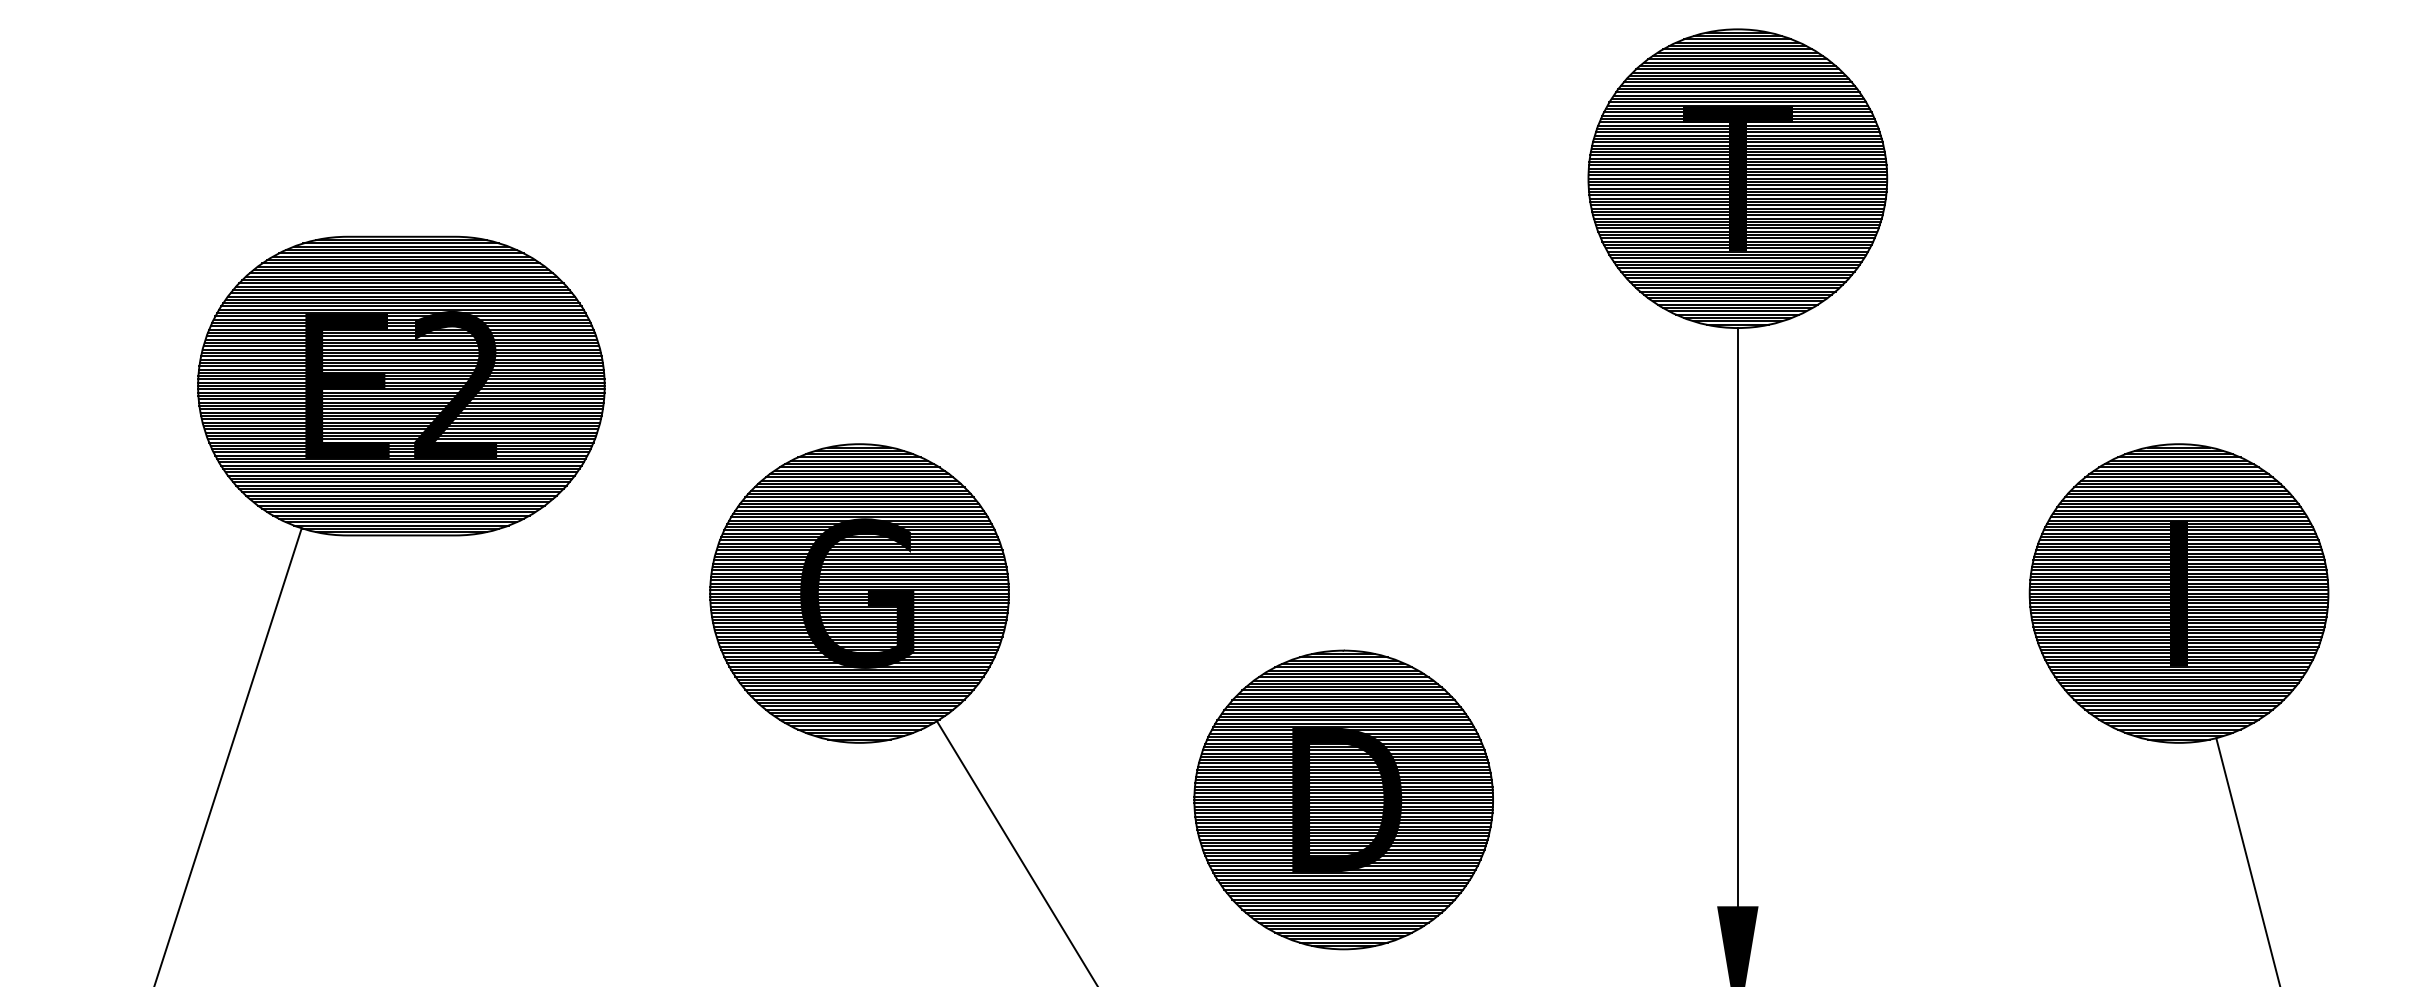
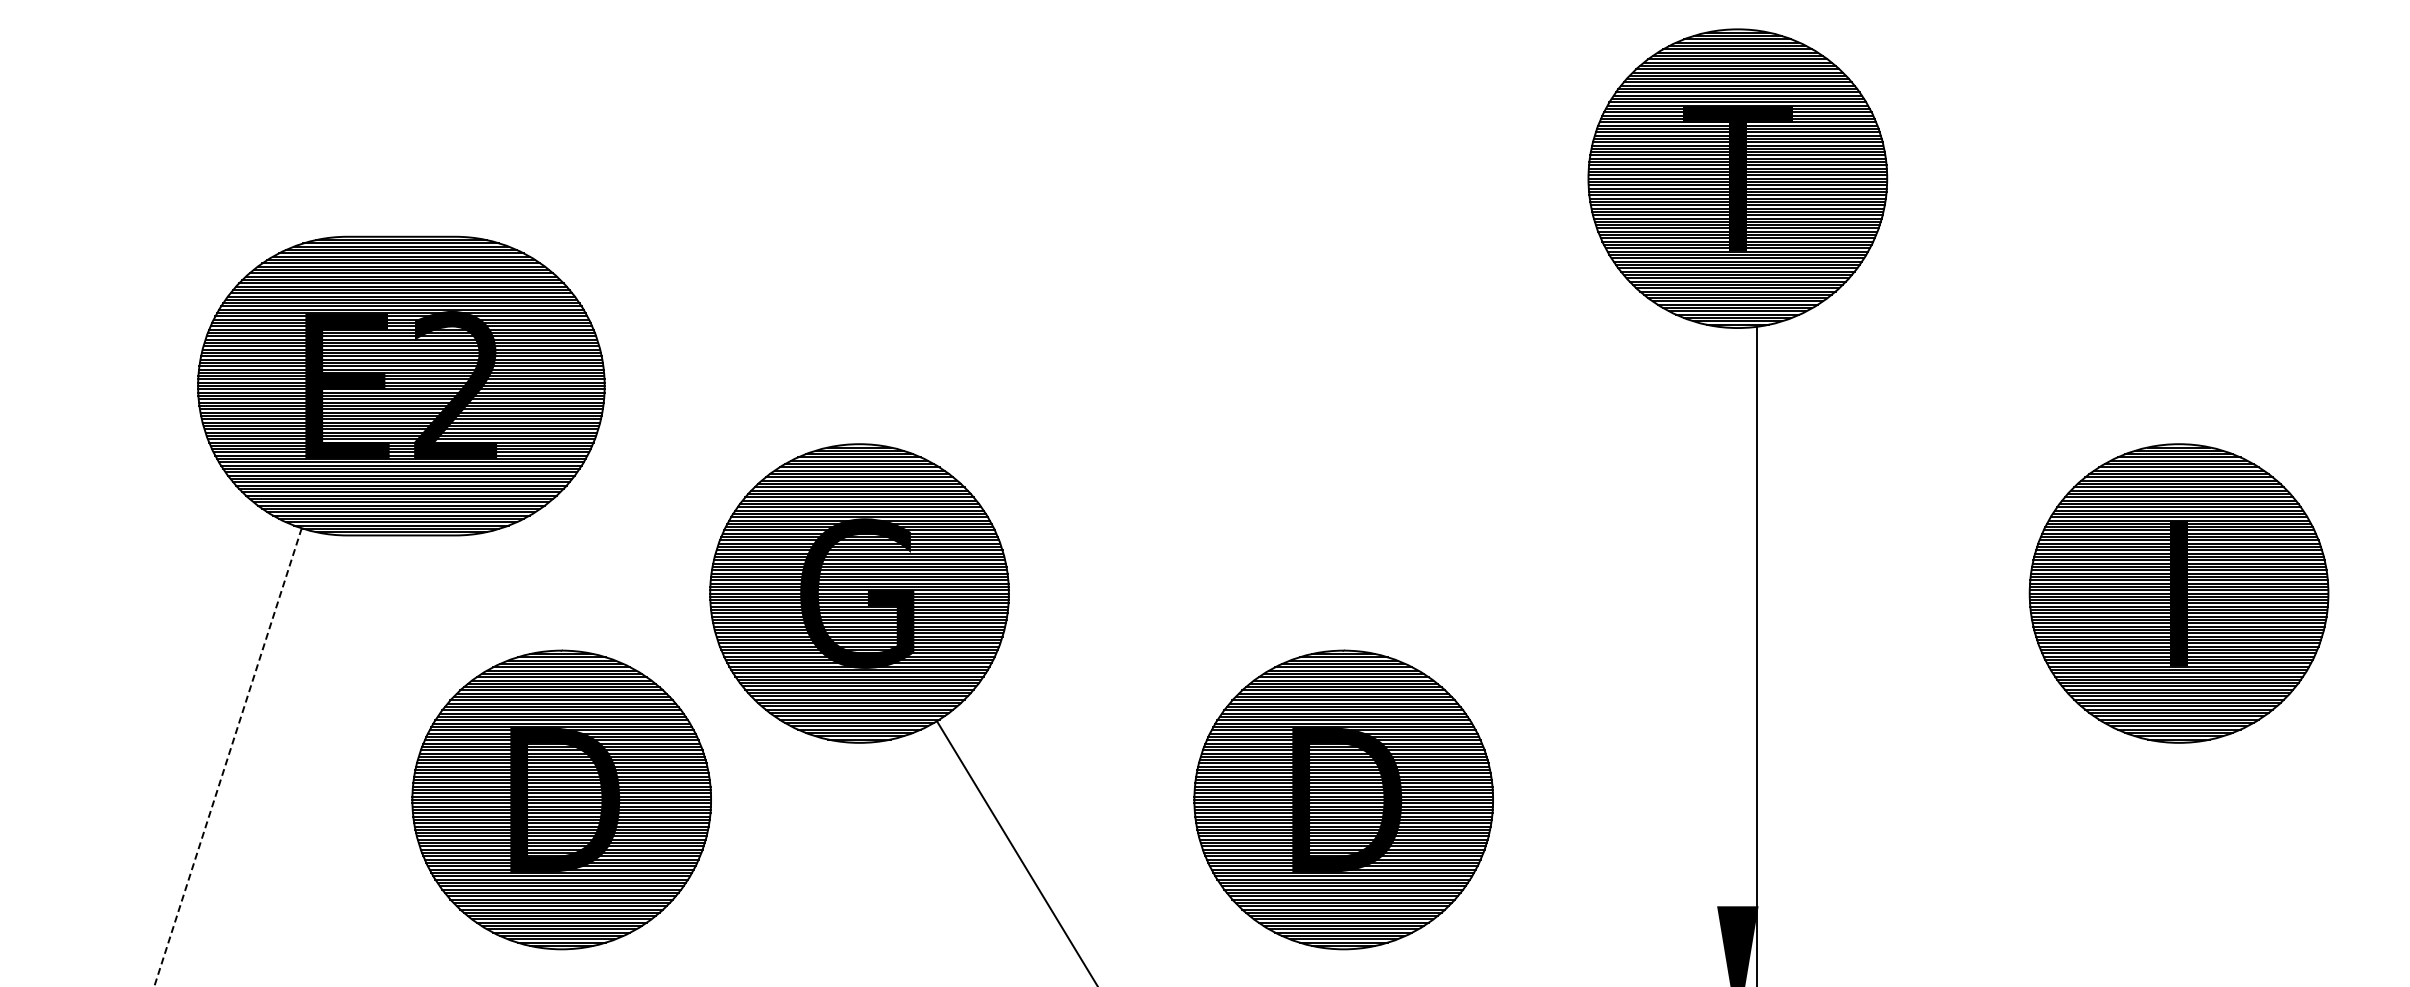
line position: (1737, 655) -> (1756, 655) (1756, 655)
line: solid -> dashed (228, 757)
part: none -> present (561, 799)
line: present -> none (2247, 860)
